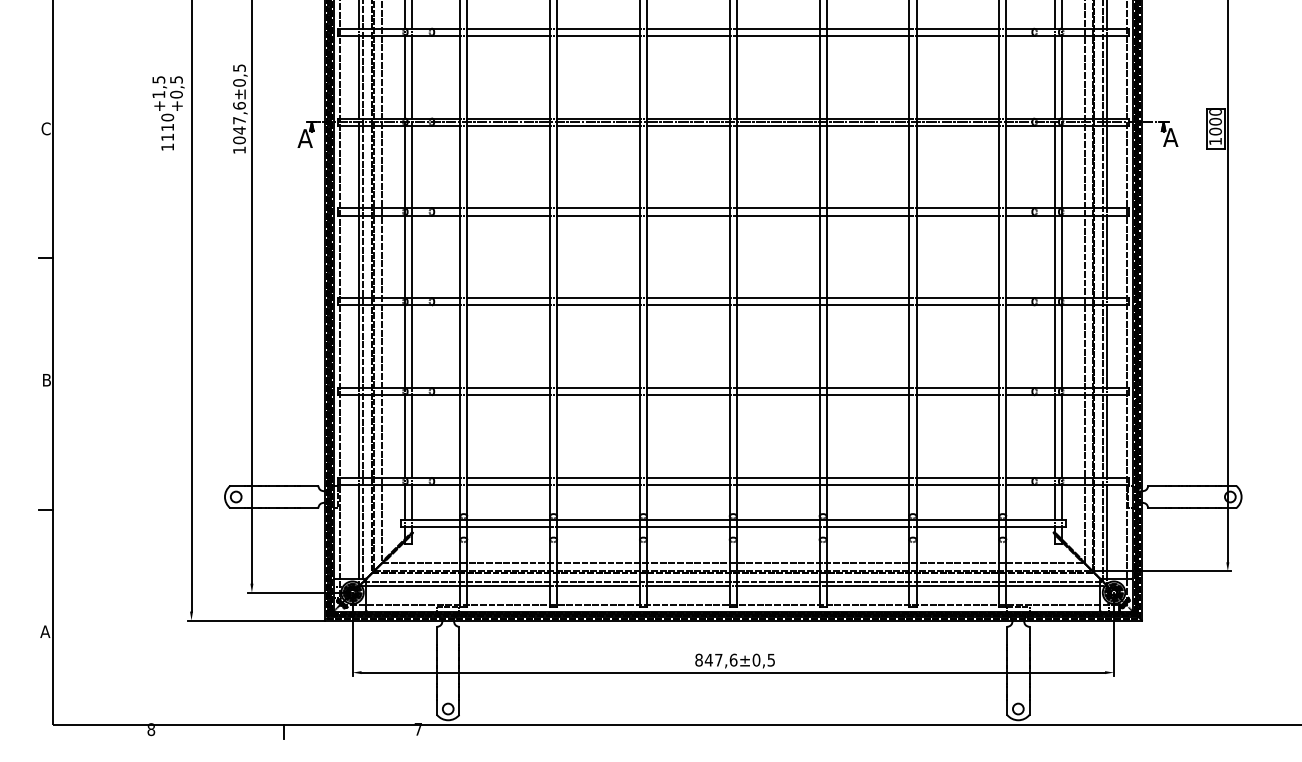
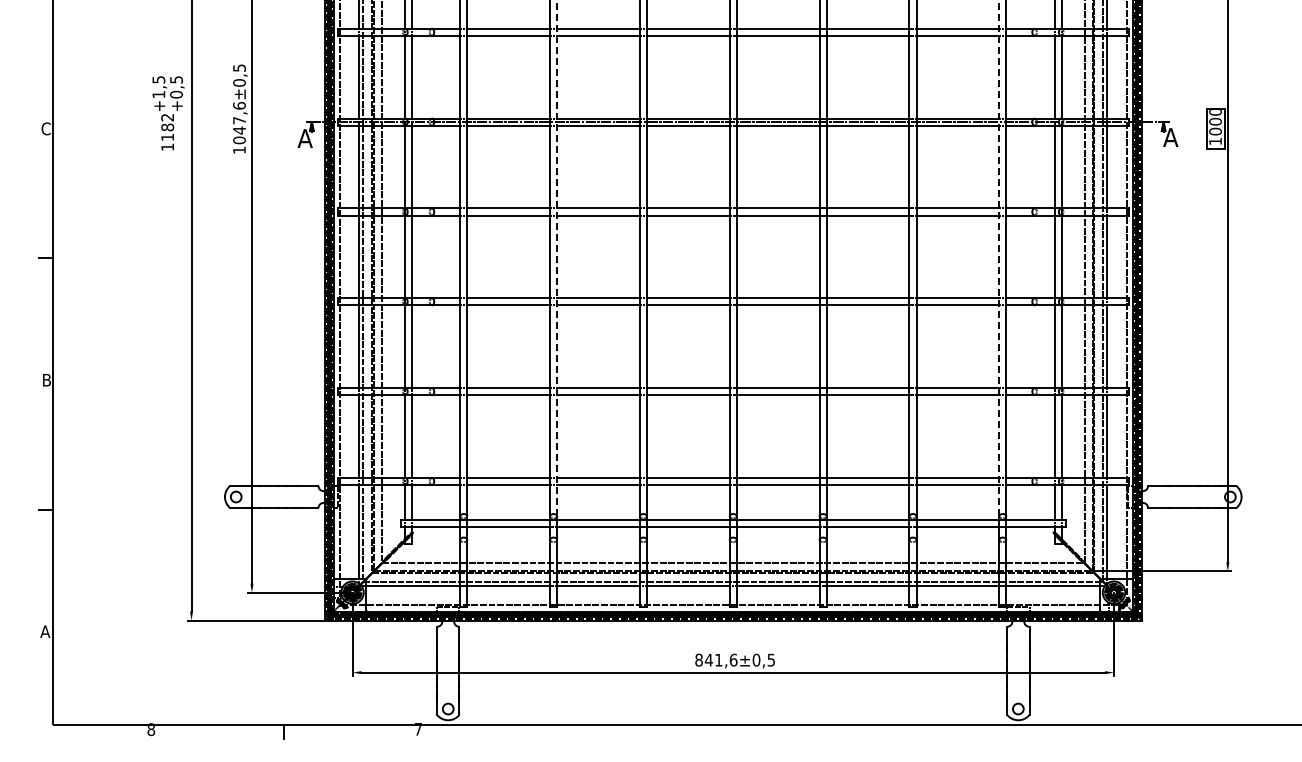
text: 1110 -> 1182 (167, 122)
line: solid -> dashed (557, 258)
line: solid -> dashed (999, 258)
text: 847,6 -> 841,6 (718, 659)
